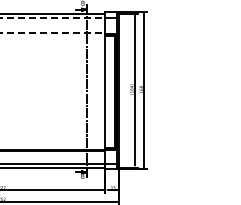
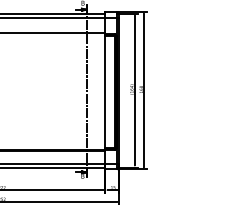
line: dashed -> solid (53, 18)
line: dashed -> solid (53, 33)
